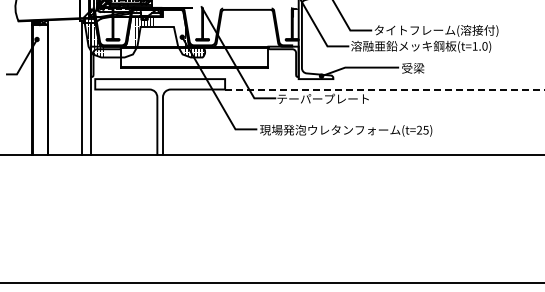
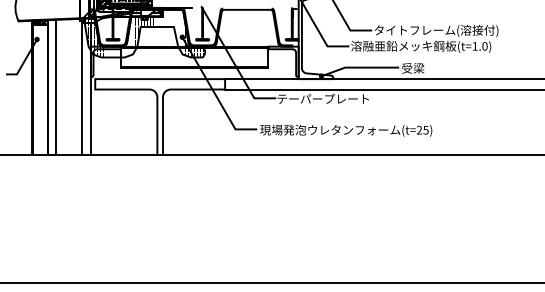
line: none -> present (383, 79)
line: none -> present (56, 87)
line: dashed -> solid (385, 89)
